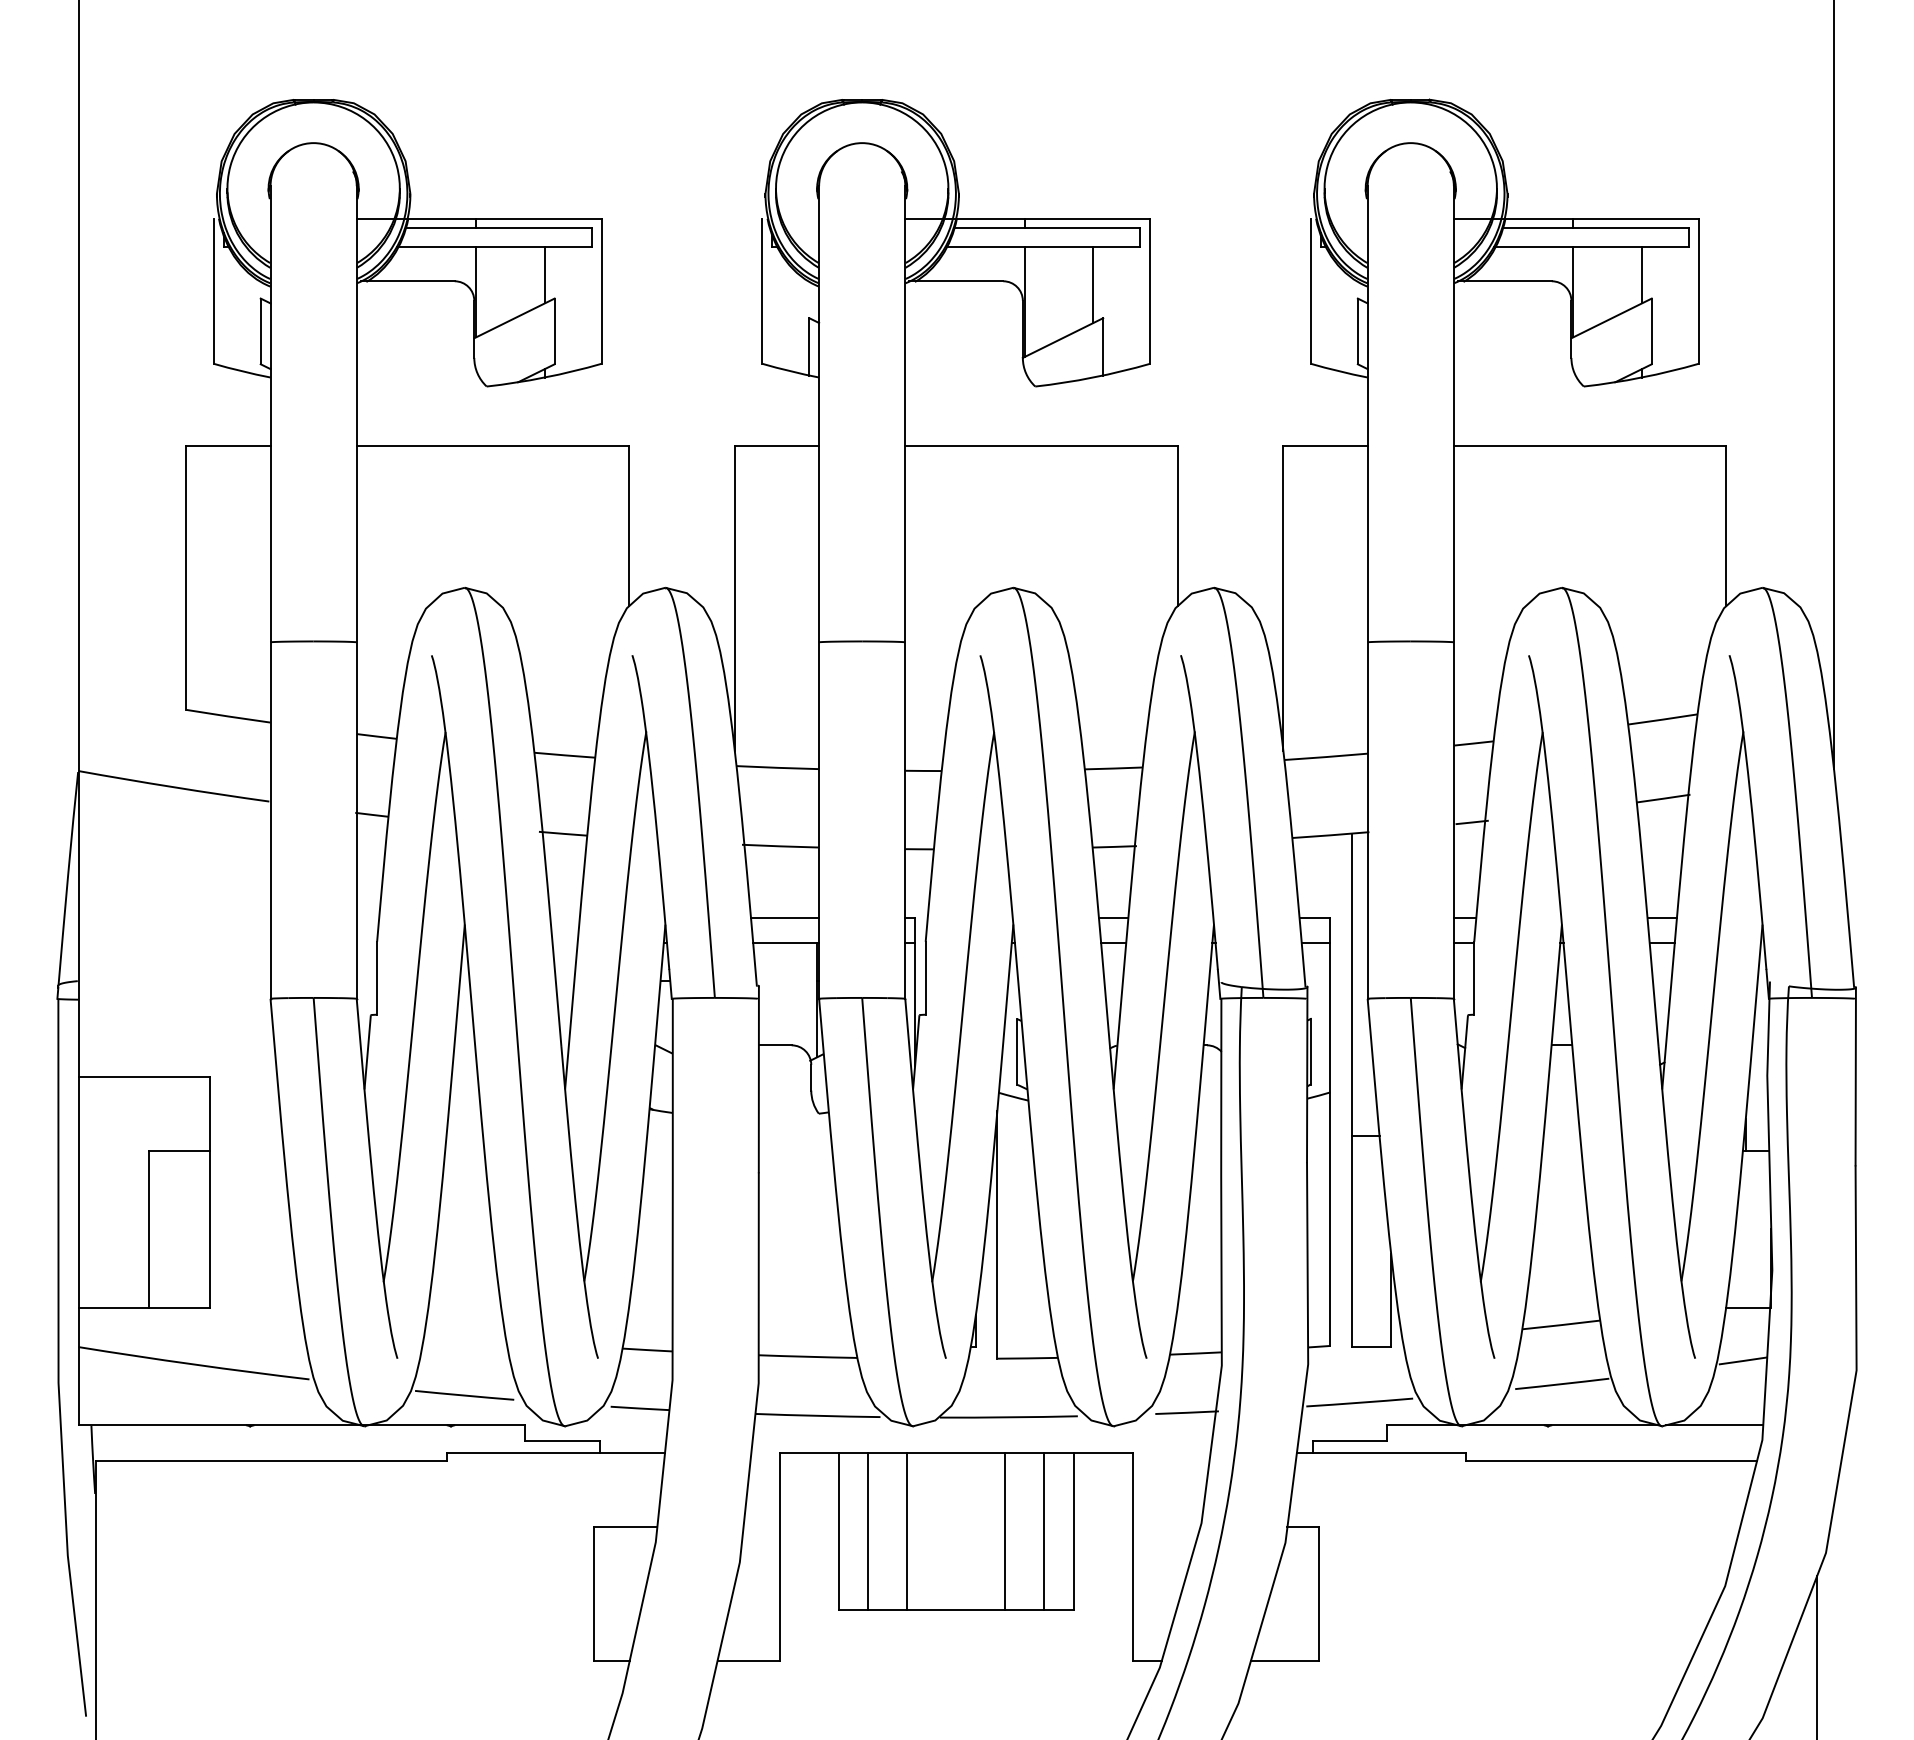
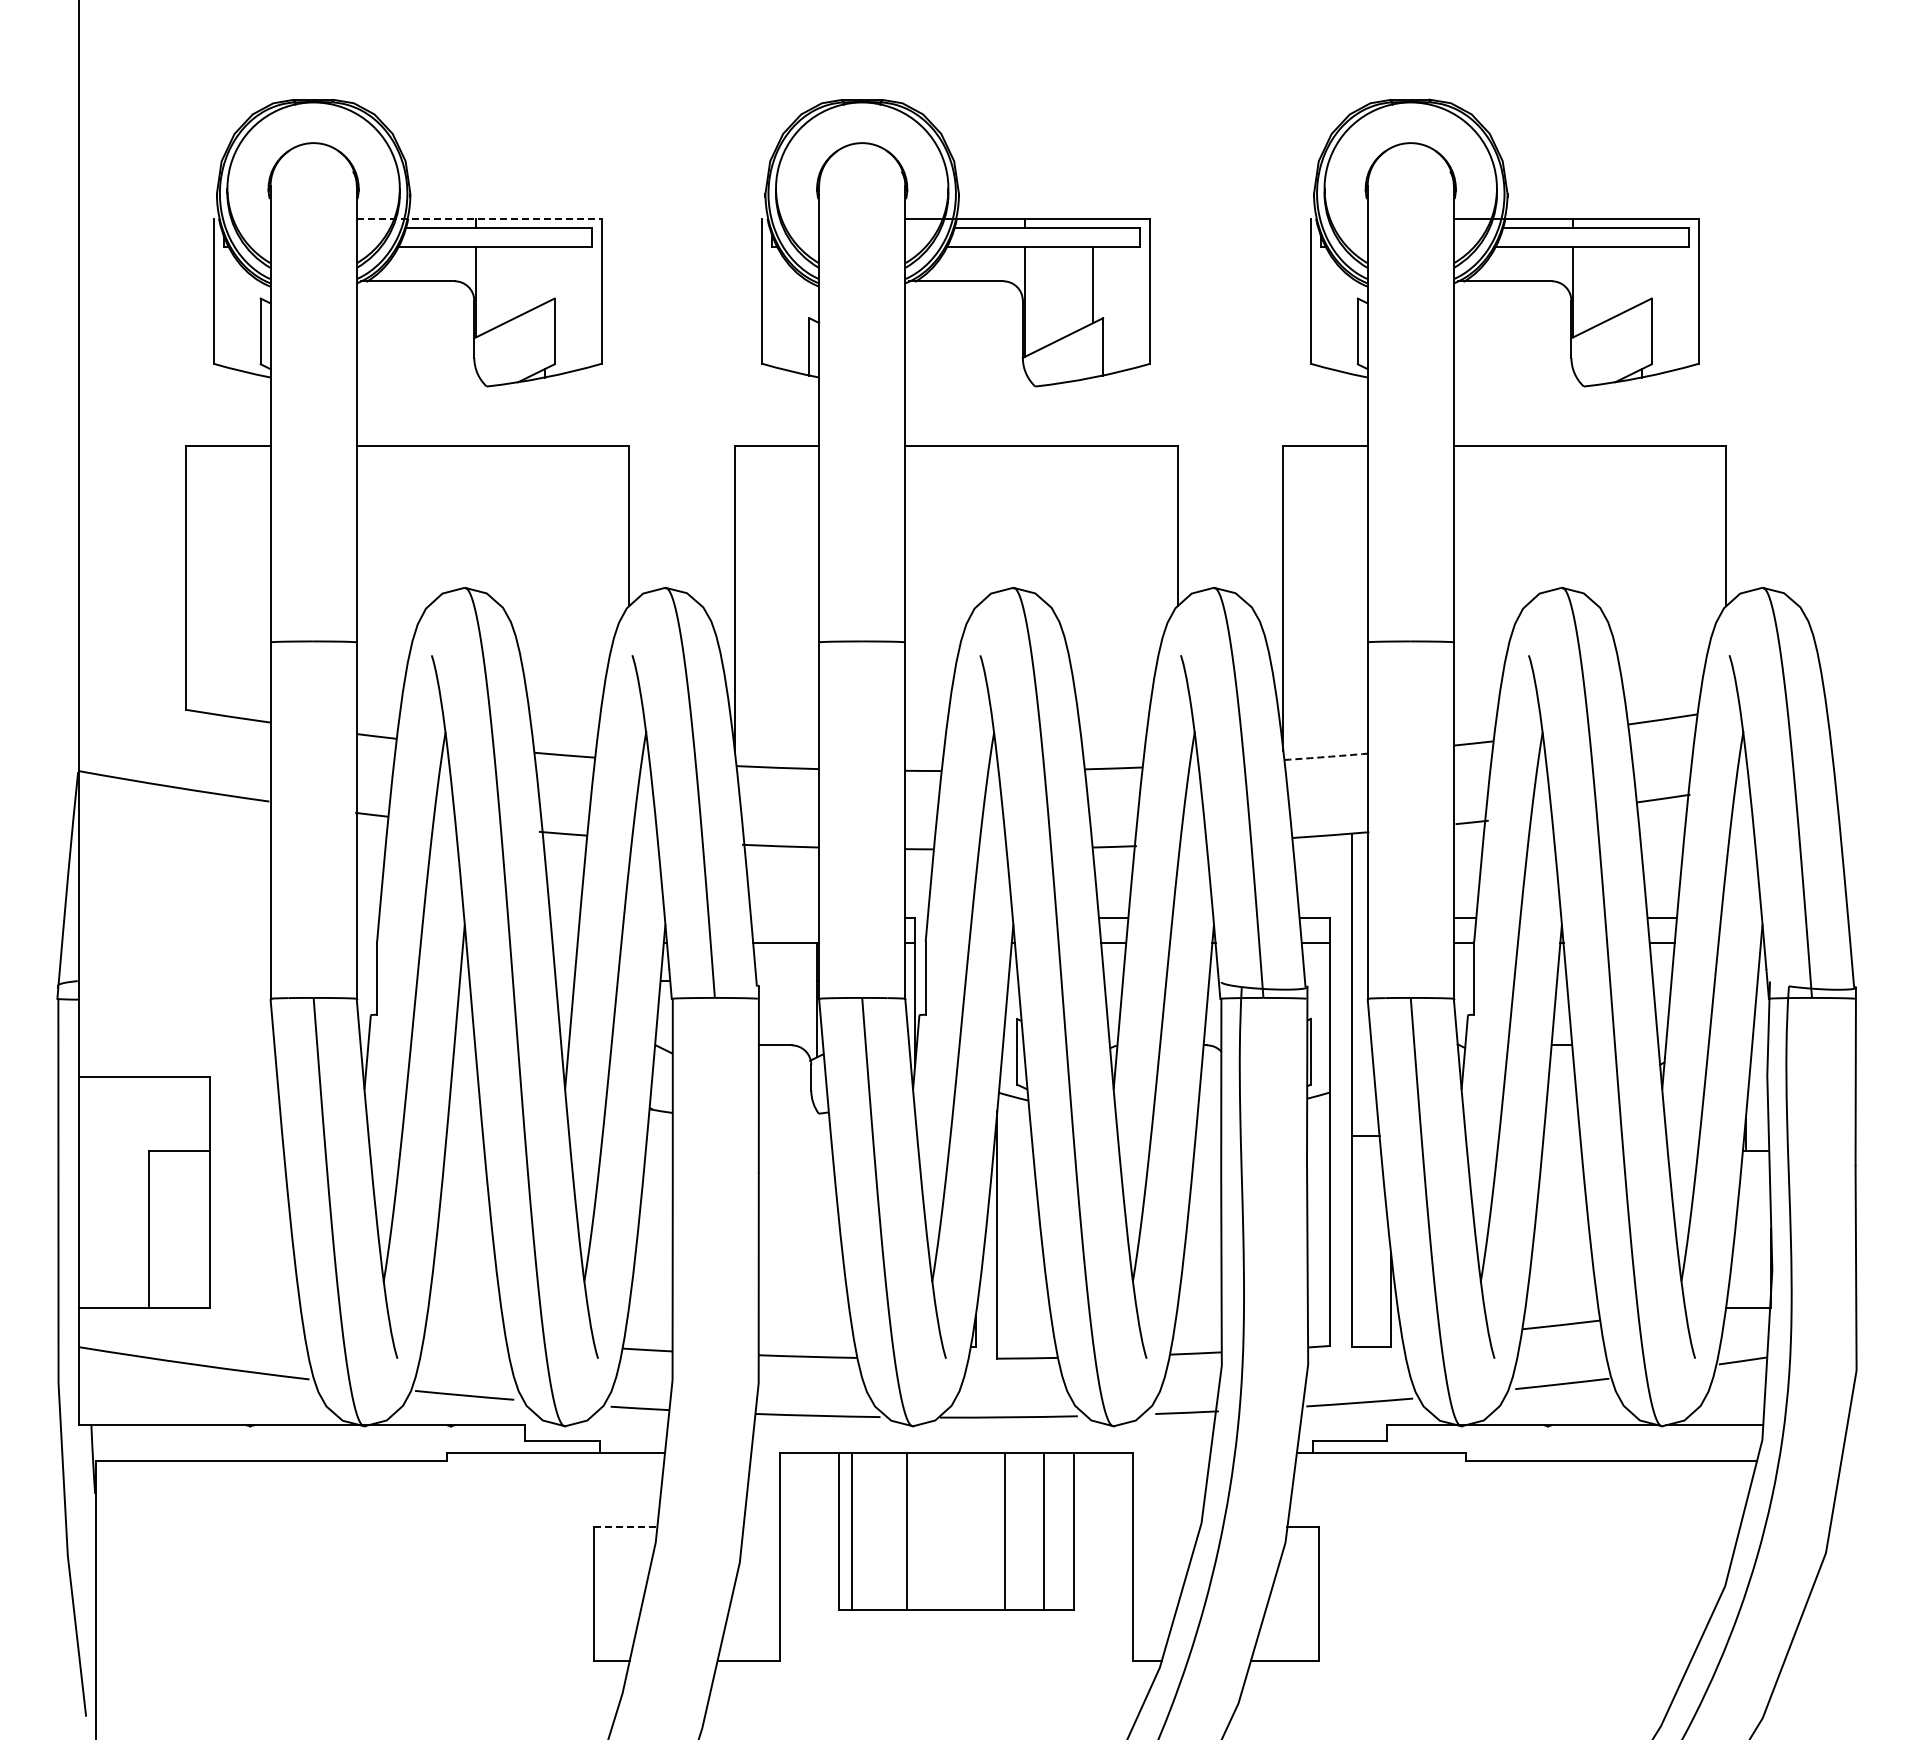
line: solid -> dashed (479, 218)
line: present -> none (544, 275)
line: present -> none (1641, 275)
line: present -> none (1833, 385)
arc: solid -> dashed (1326, 757)
line: present -> none (785, 918)
line: solid -> dashed (625, 1527)
line position: (868, 1530) -> (852, 1530) (852, 1530)
line: present -> none (1817, 1655)
